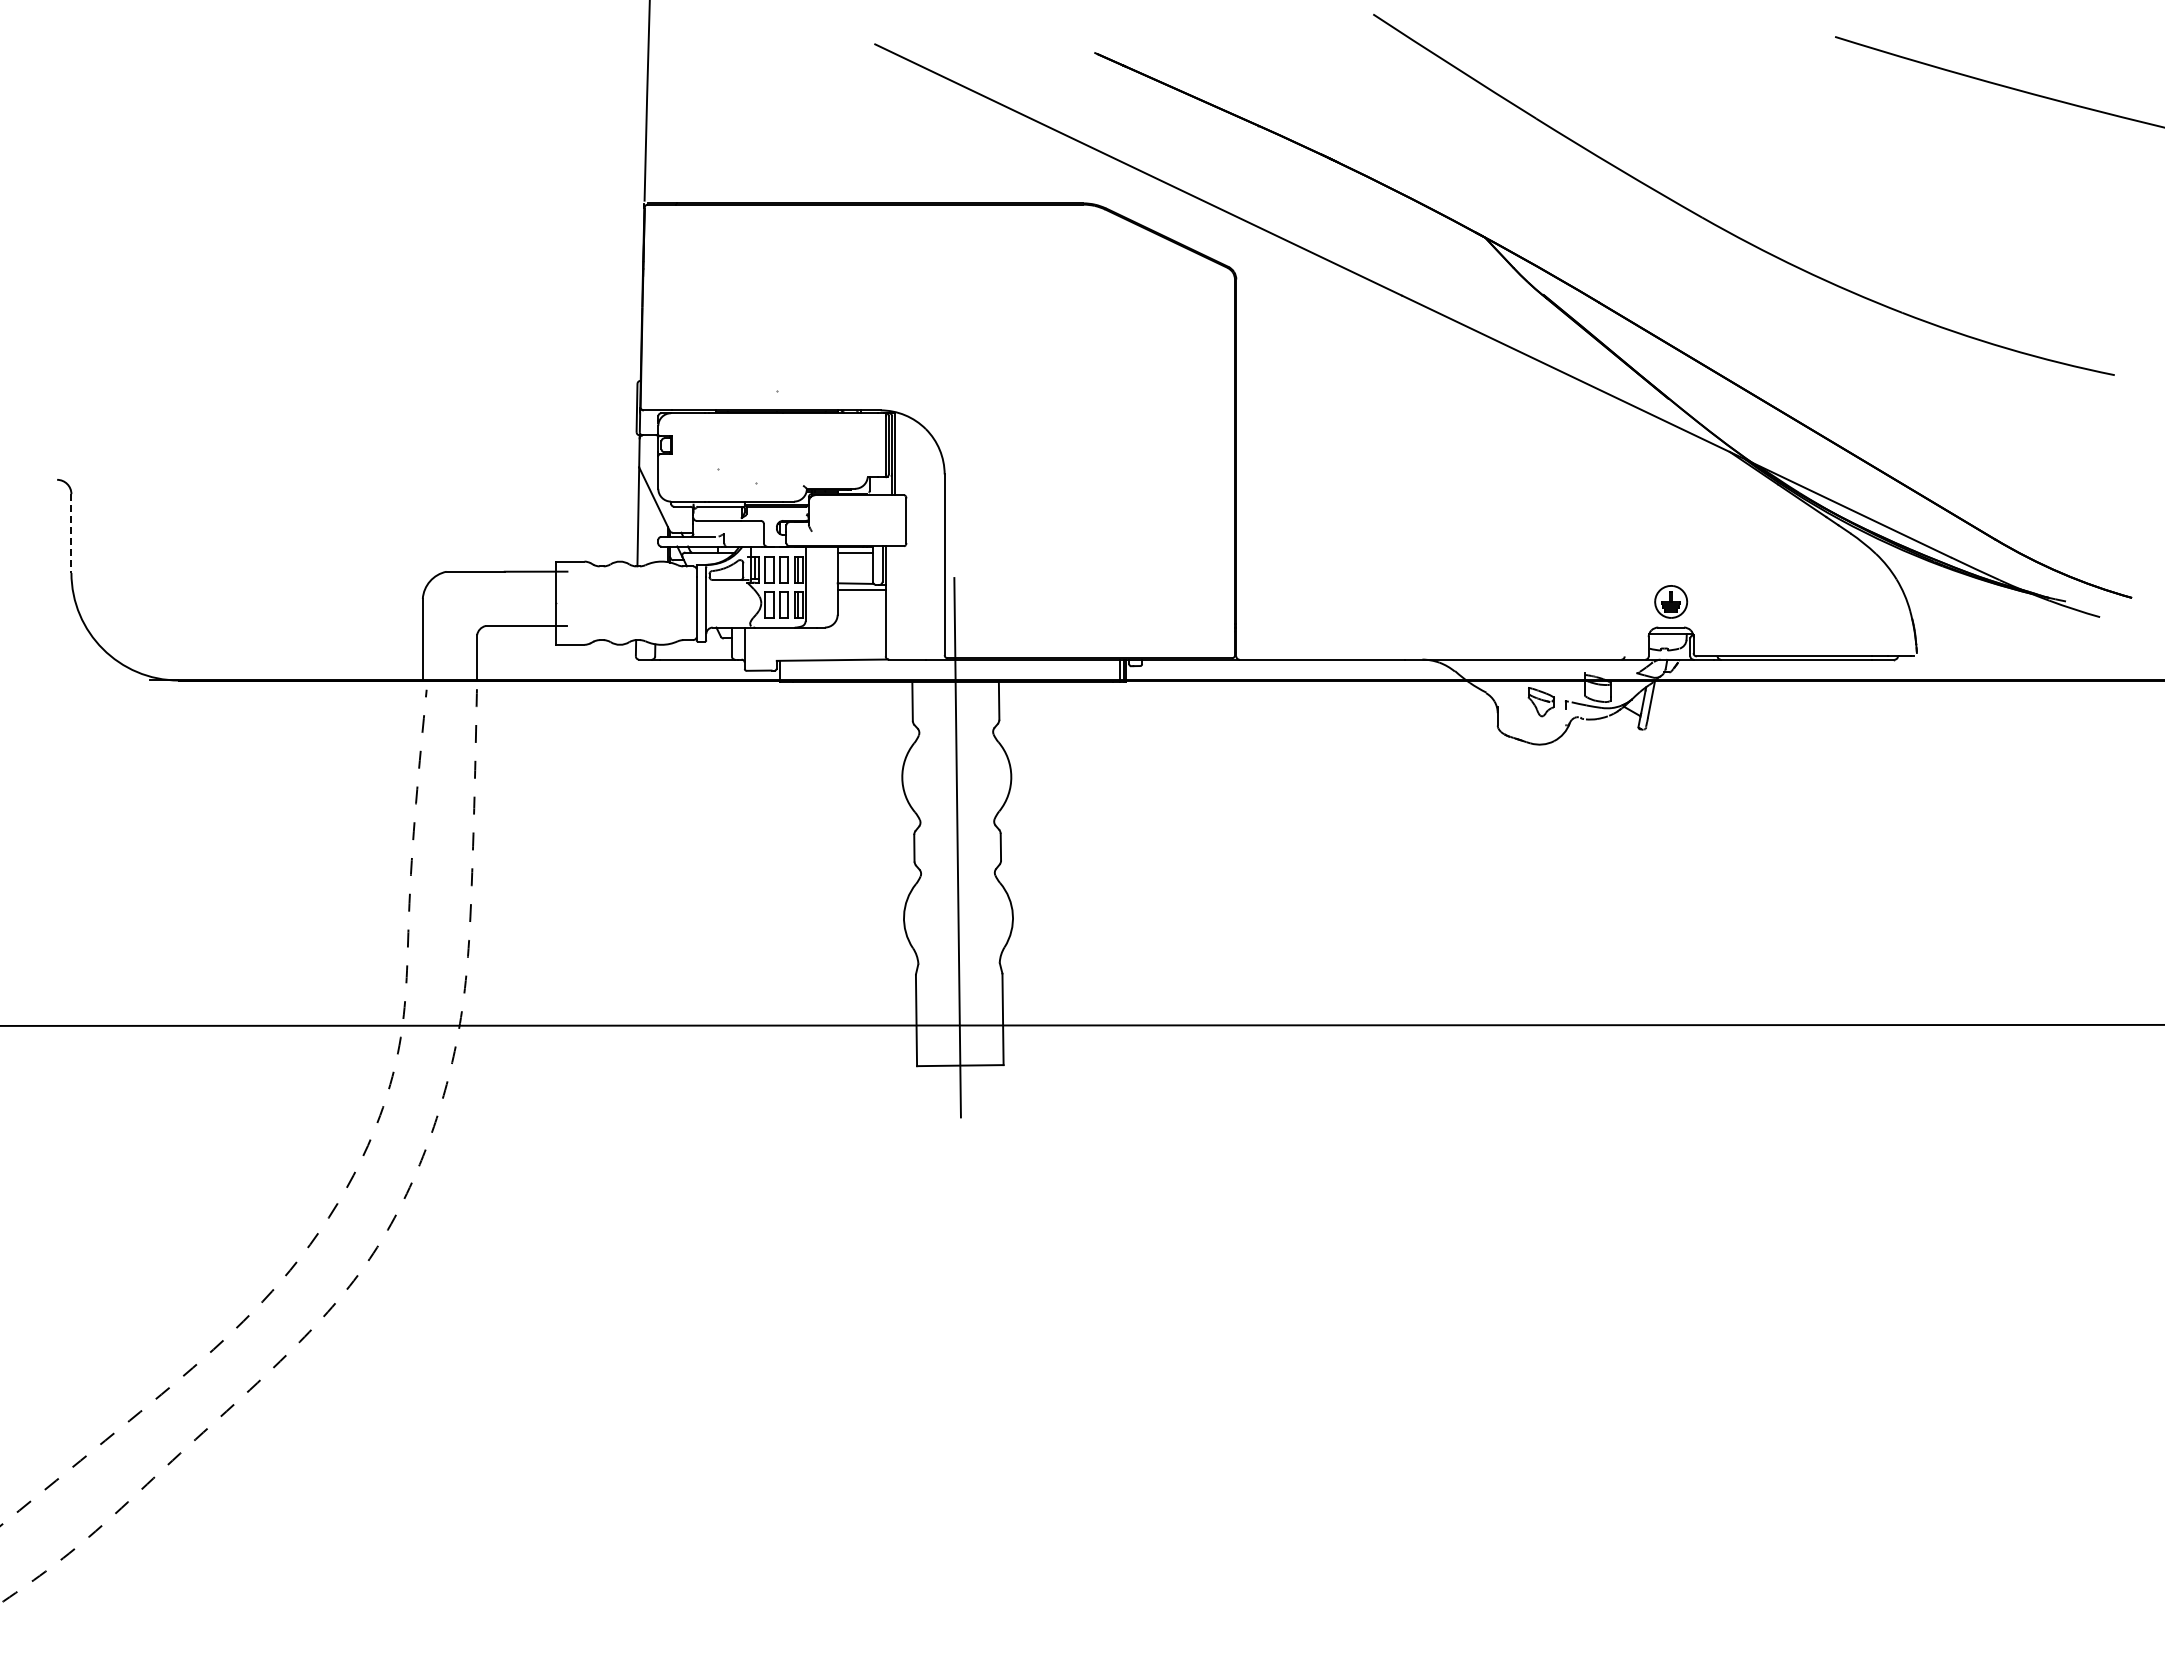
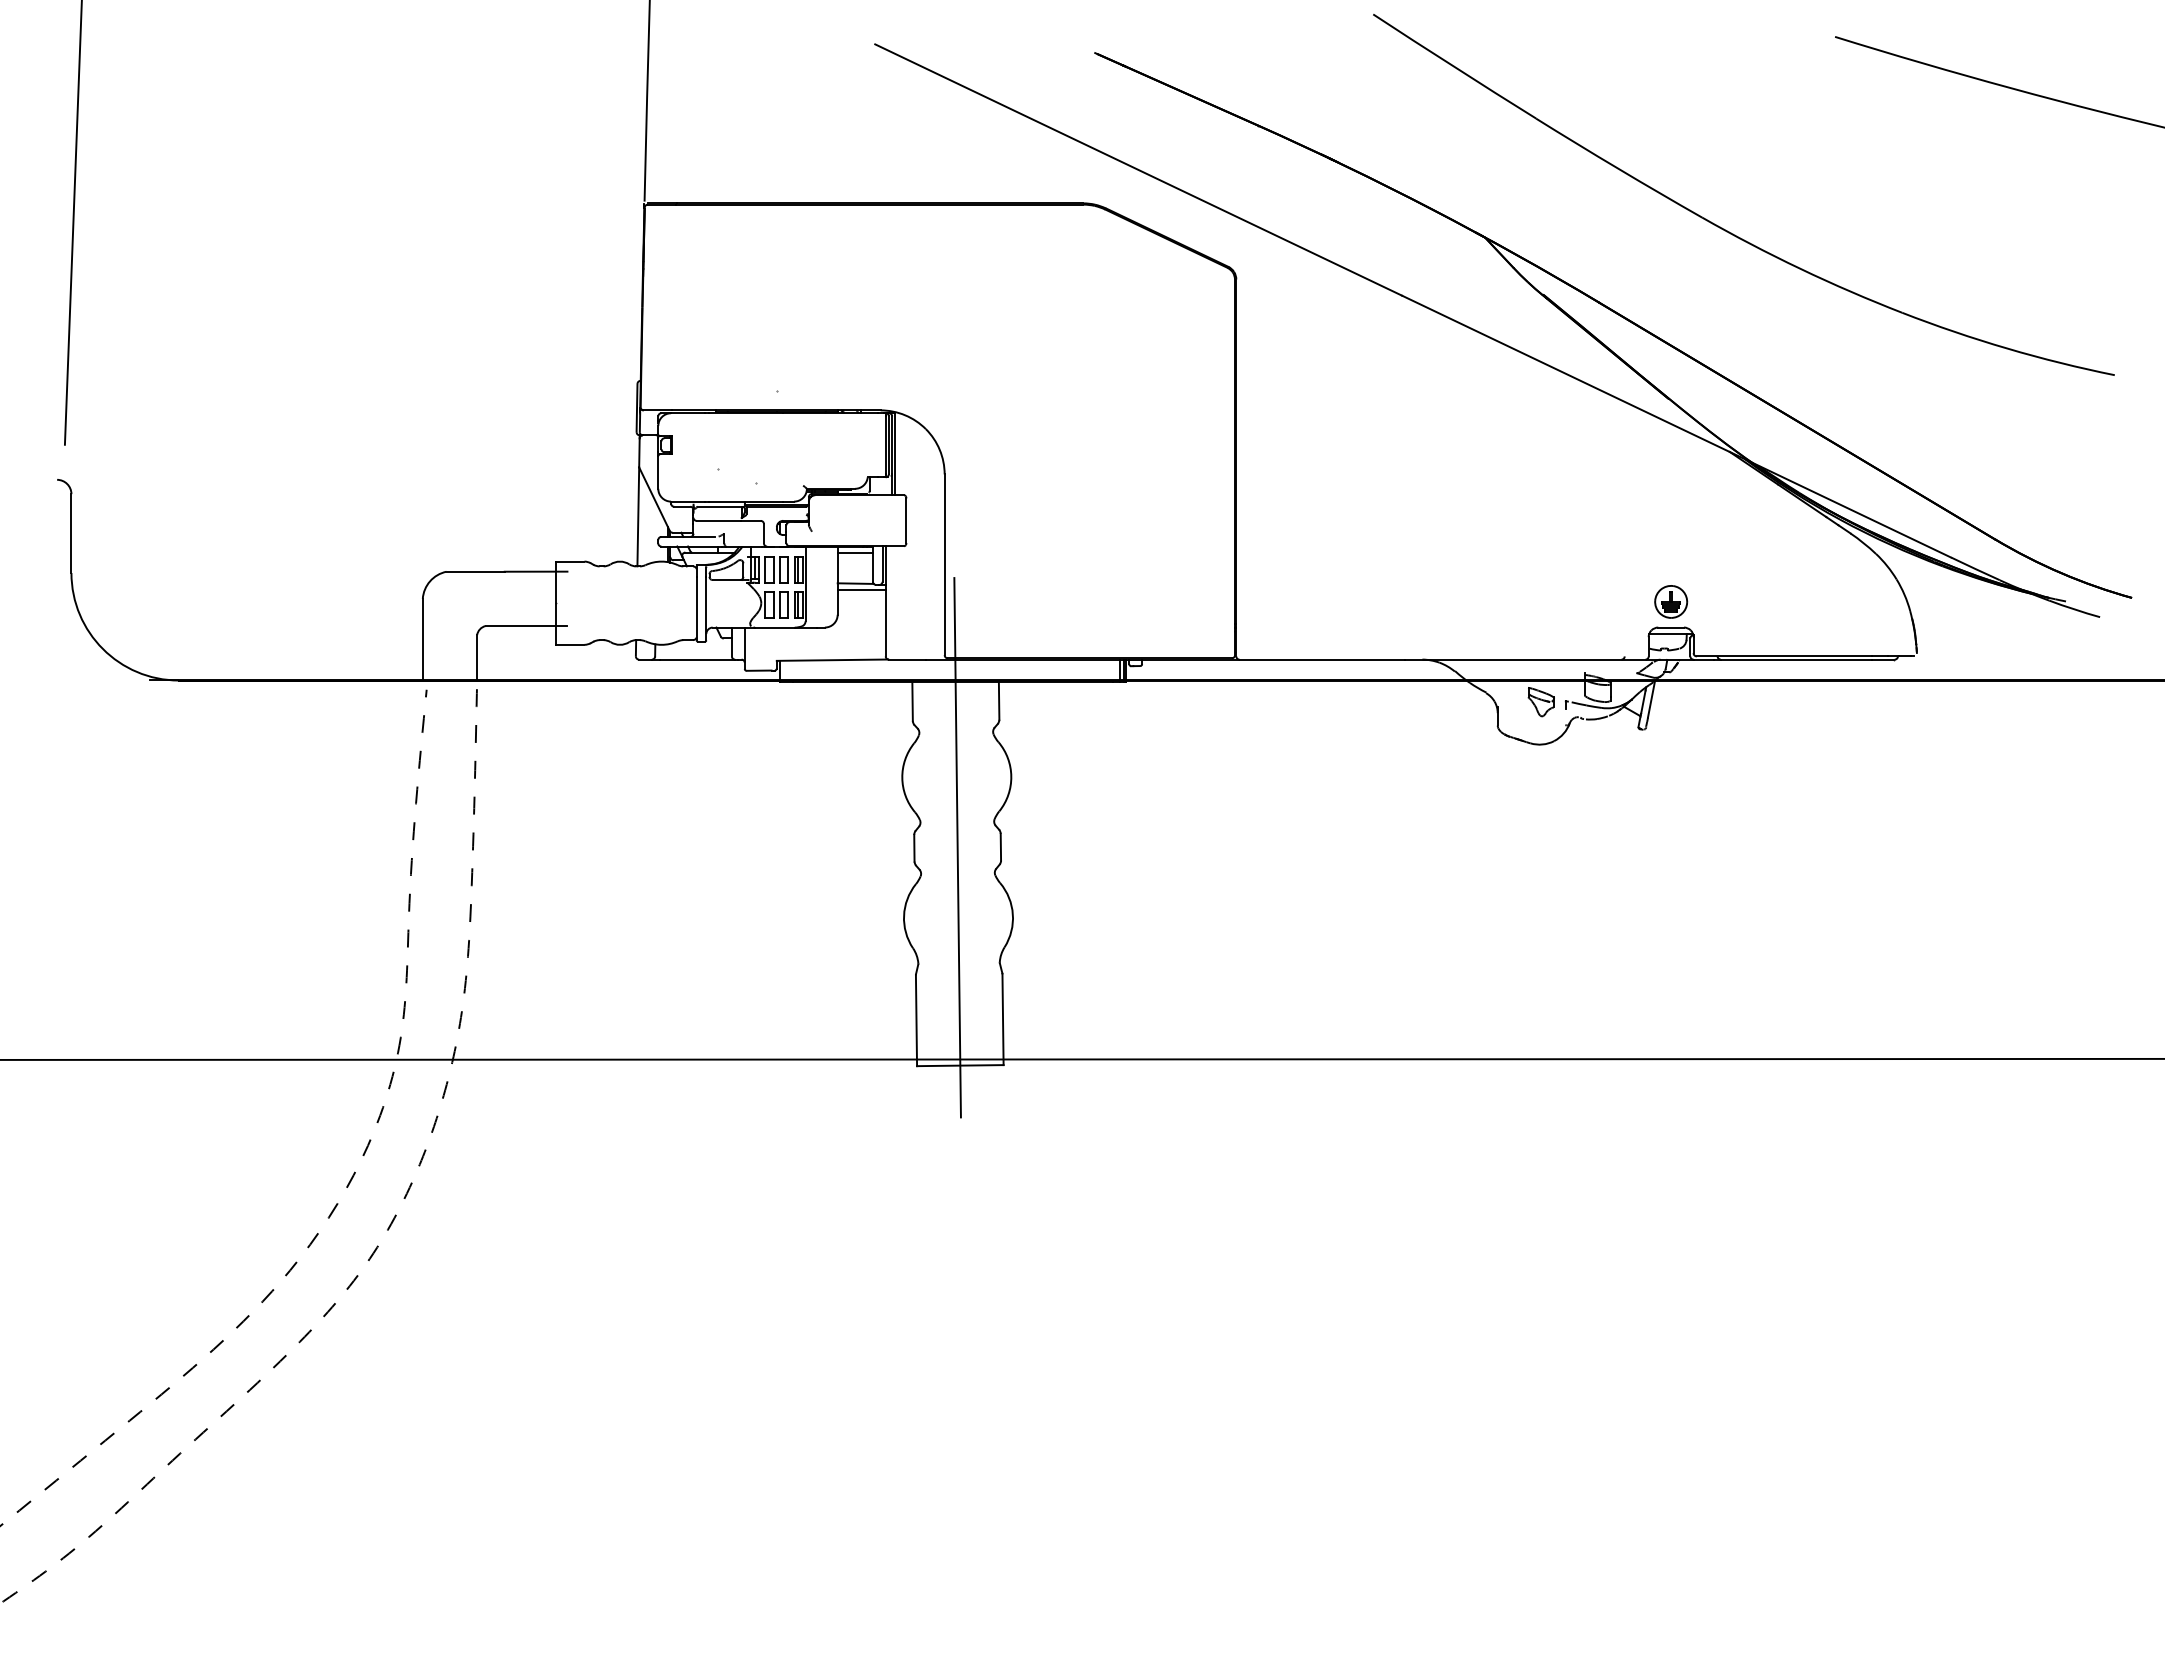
line: none -> present (72, 223)
line: dashed -> solid (71, 534)
line position: (1081, 1024) -> (1081, 1058) (1081, 1058)
